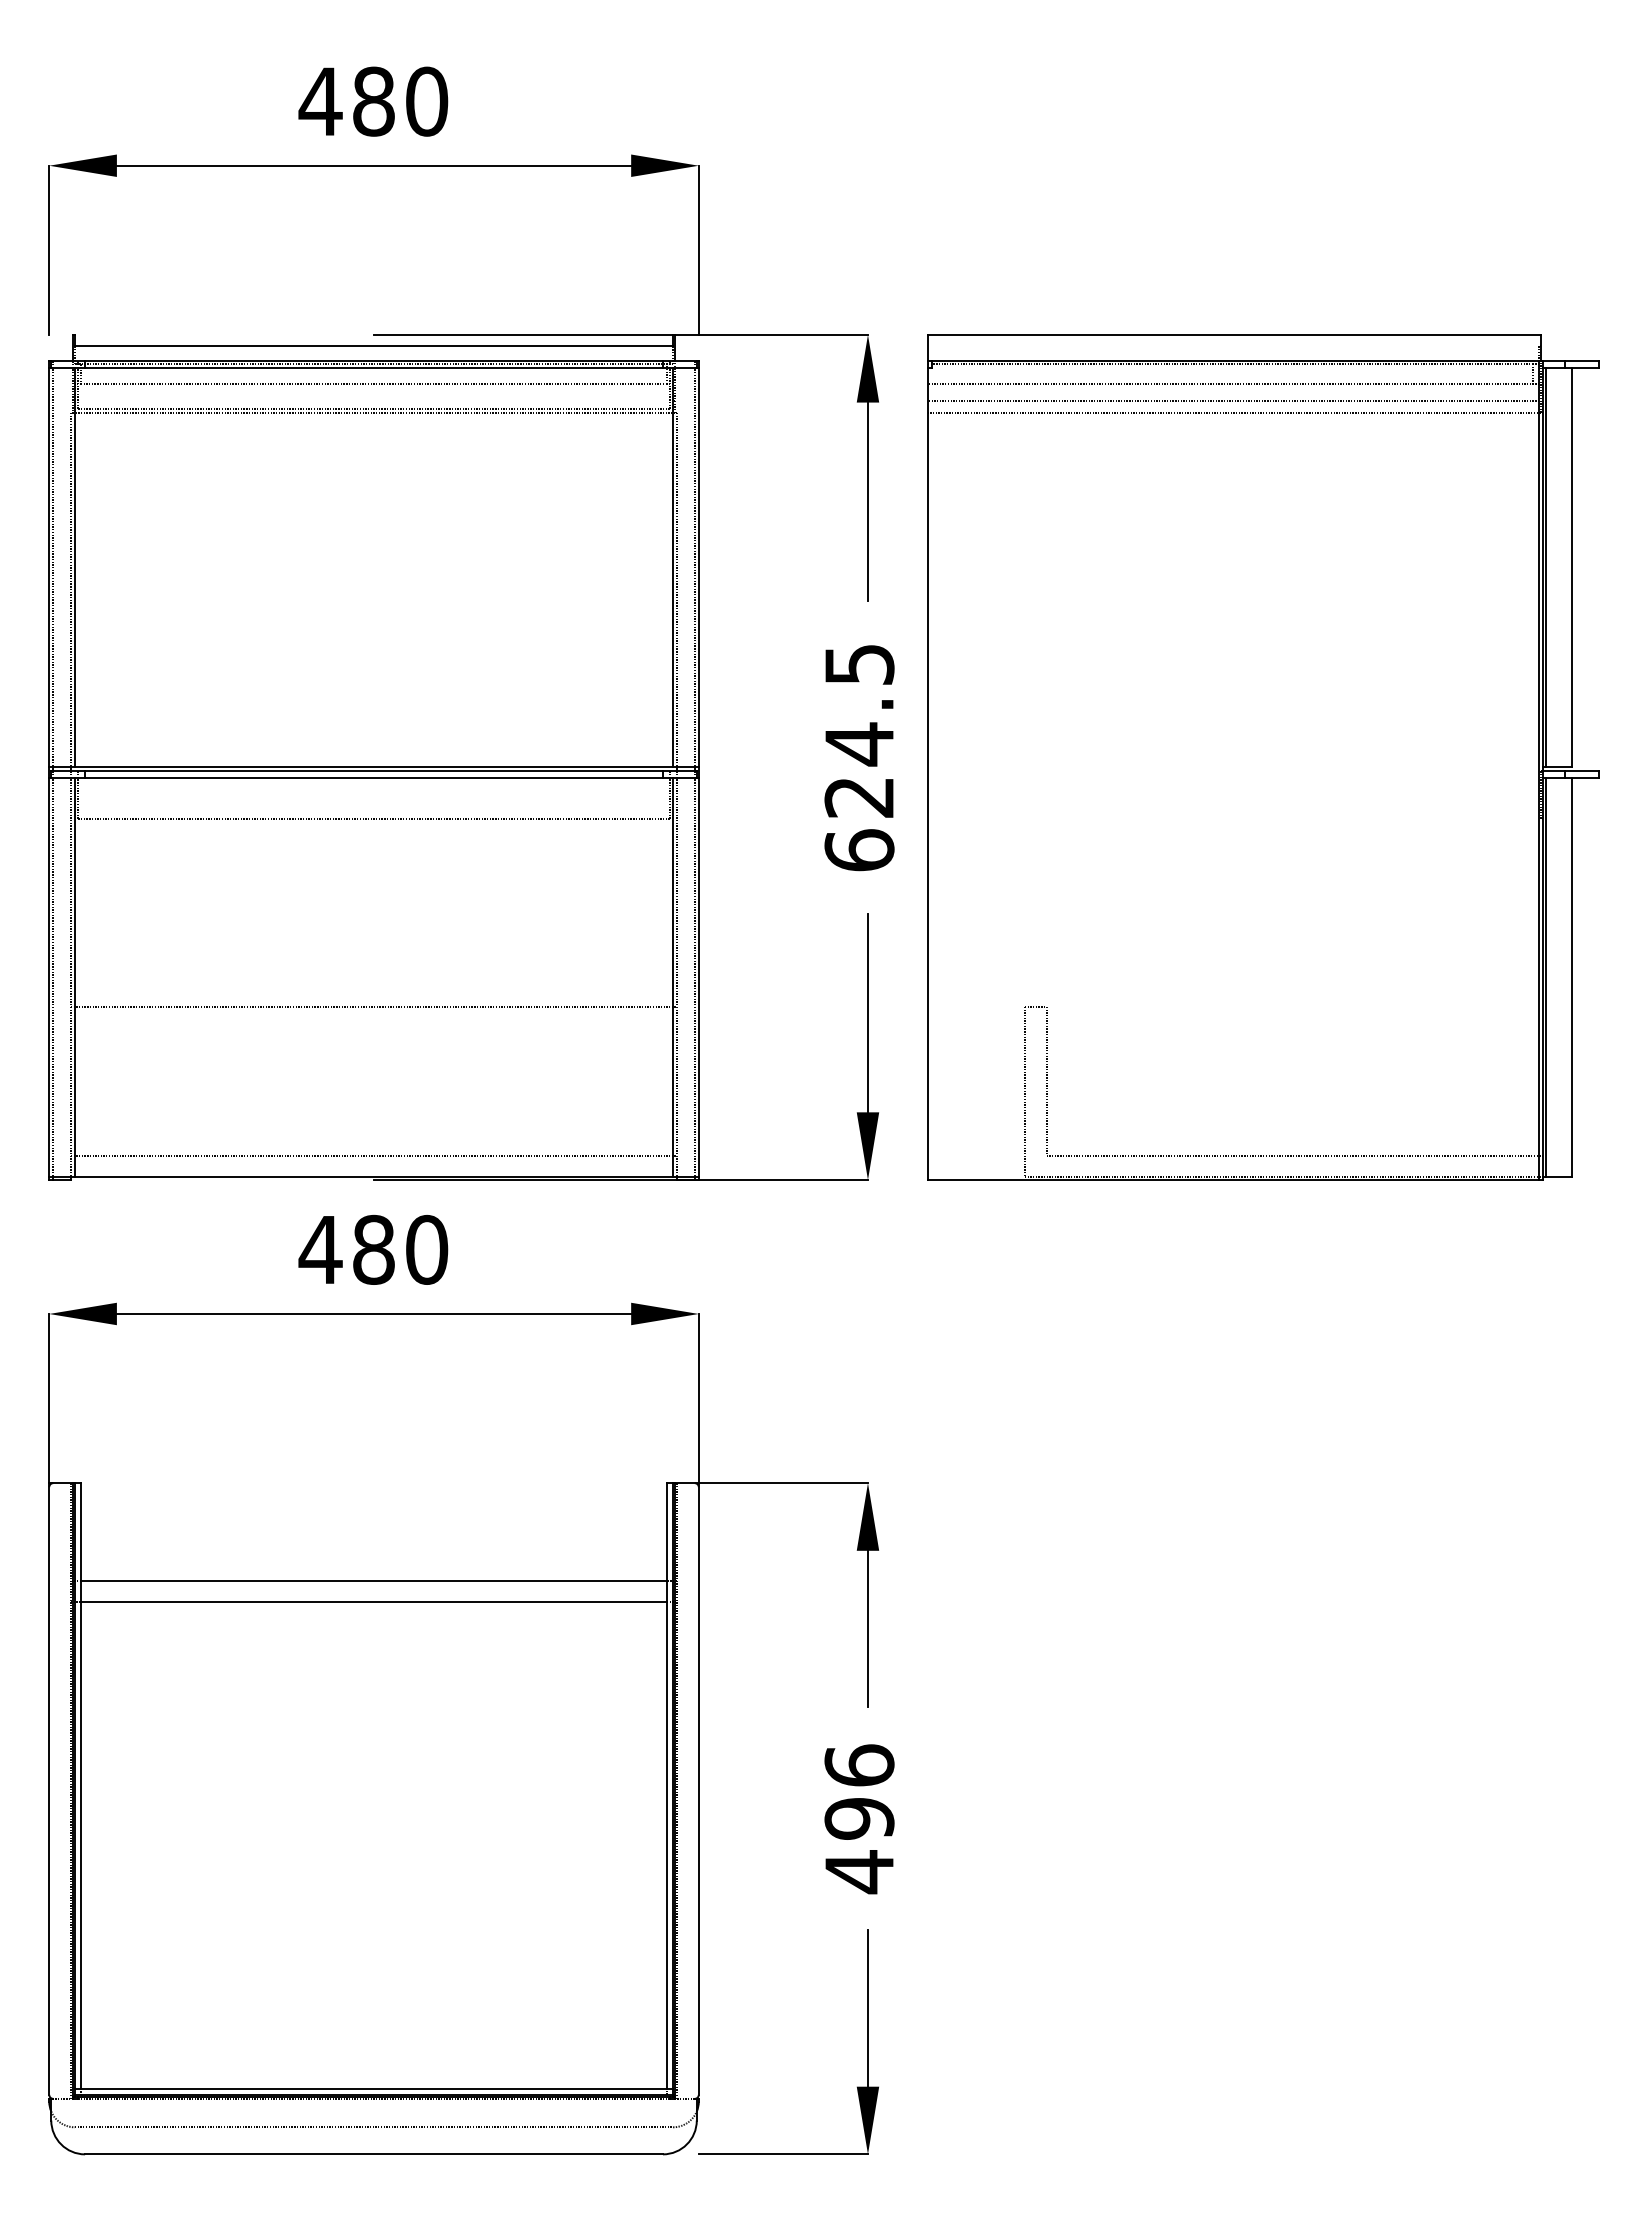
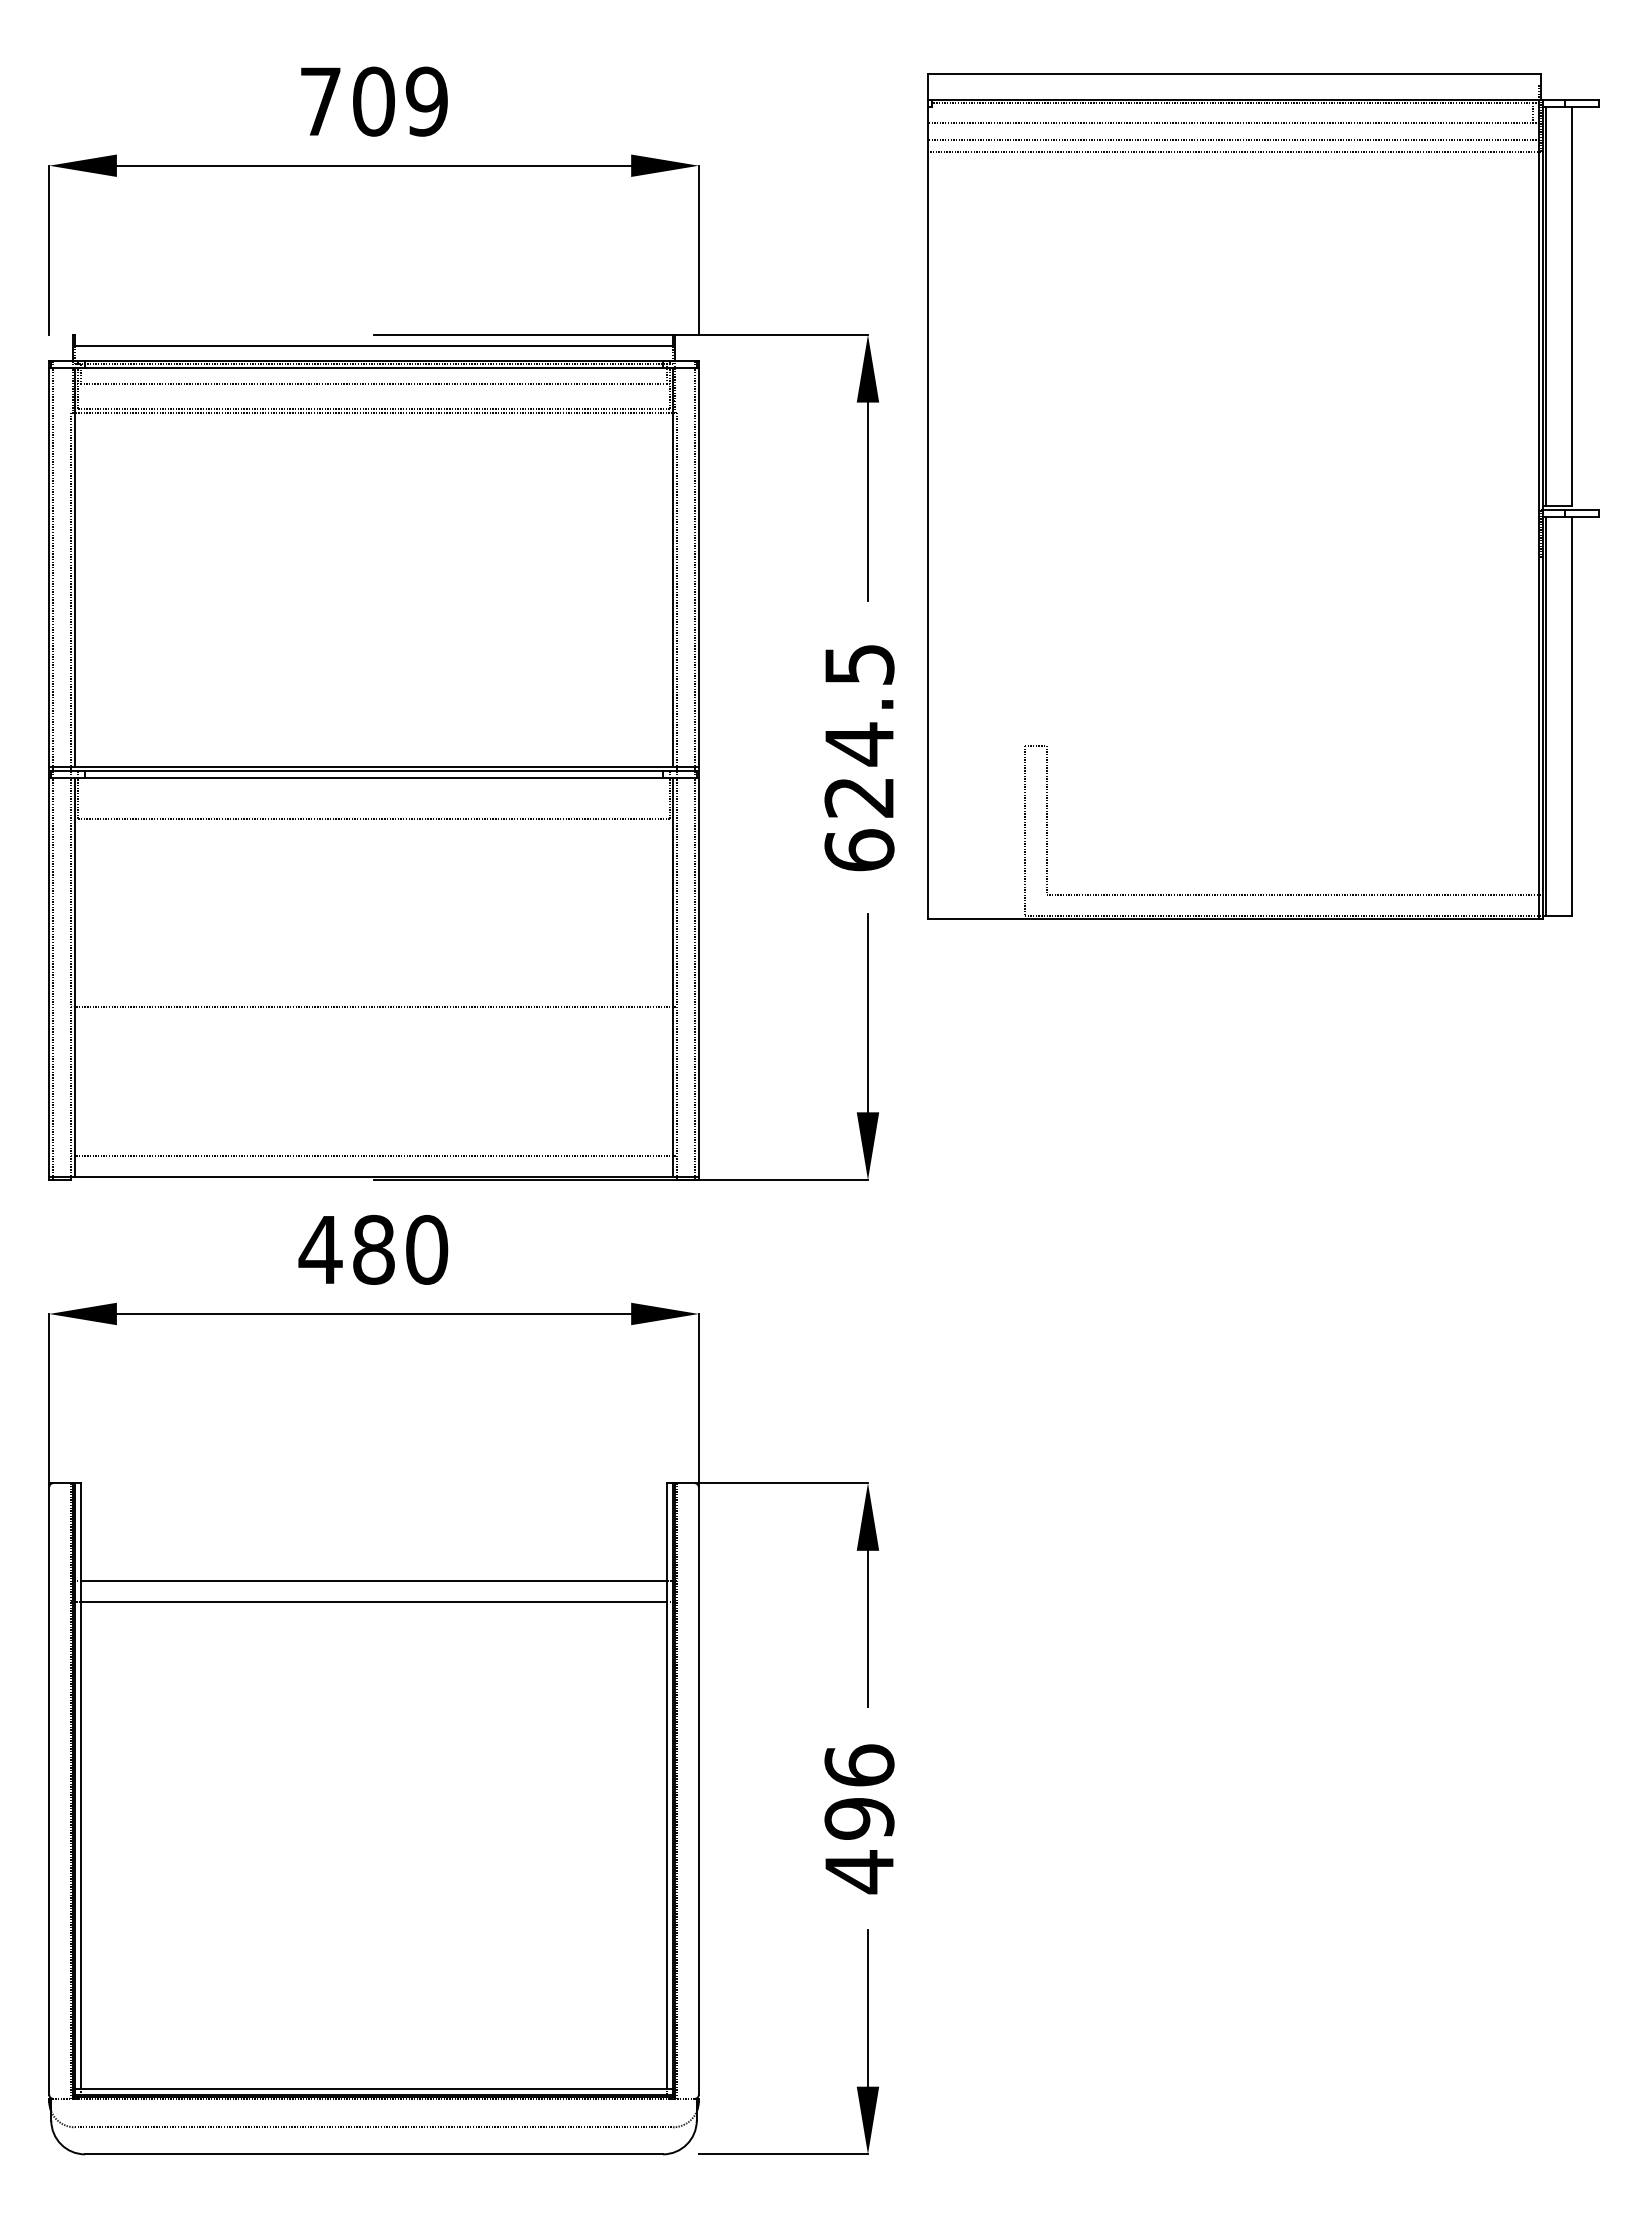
text: 480 -> 709 (373, 101)
part position: (1263, 757) -> (1263, 496) (1263, 496)
